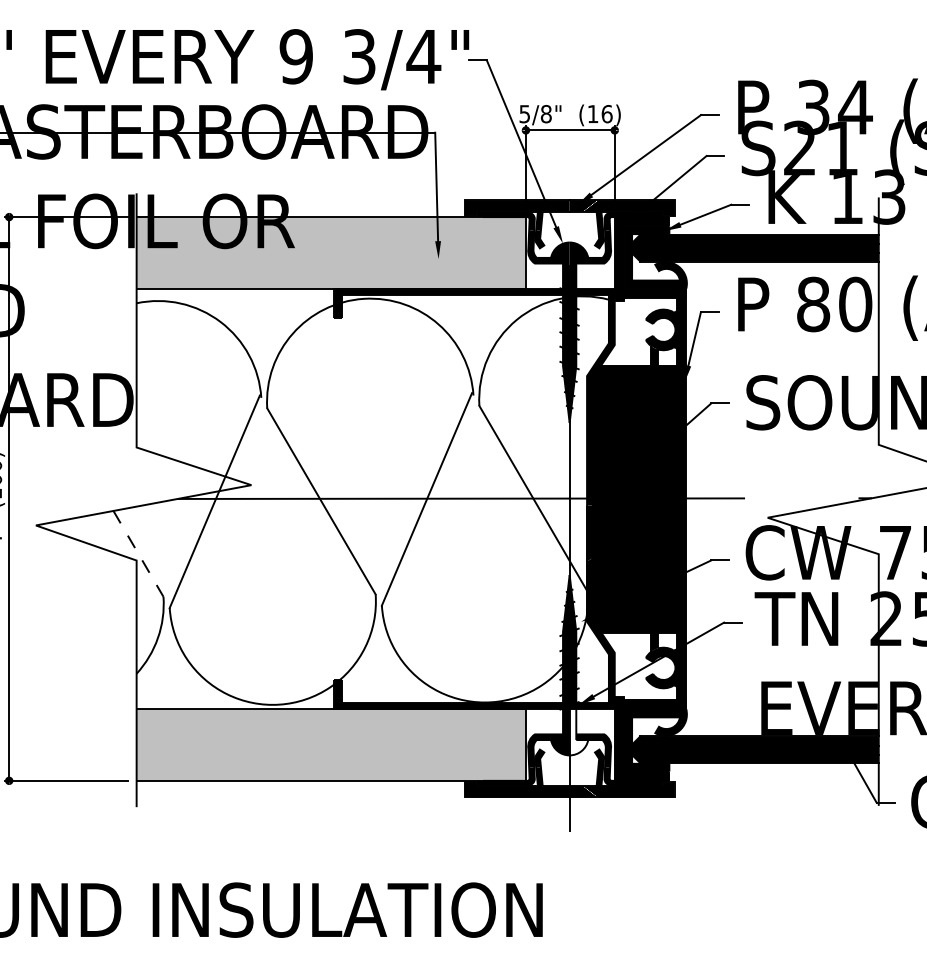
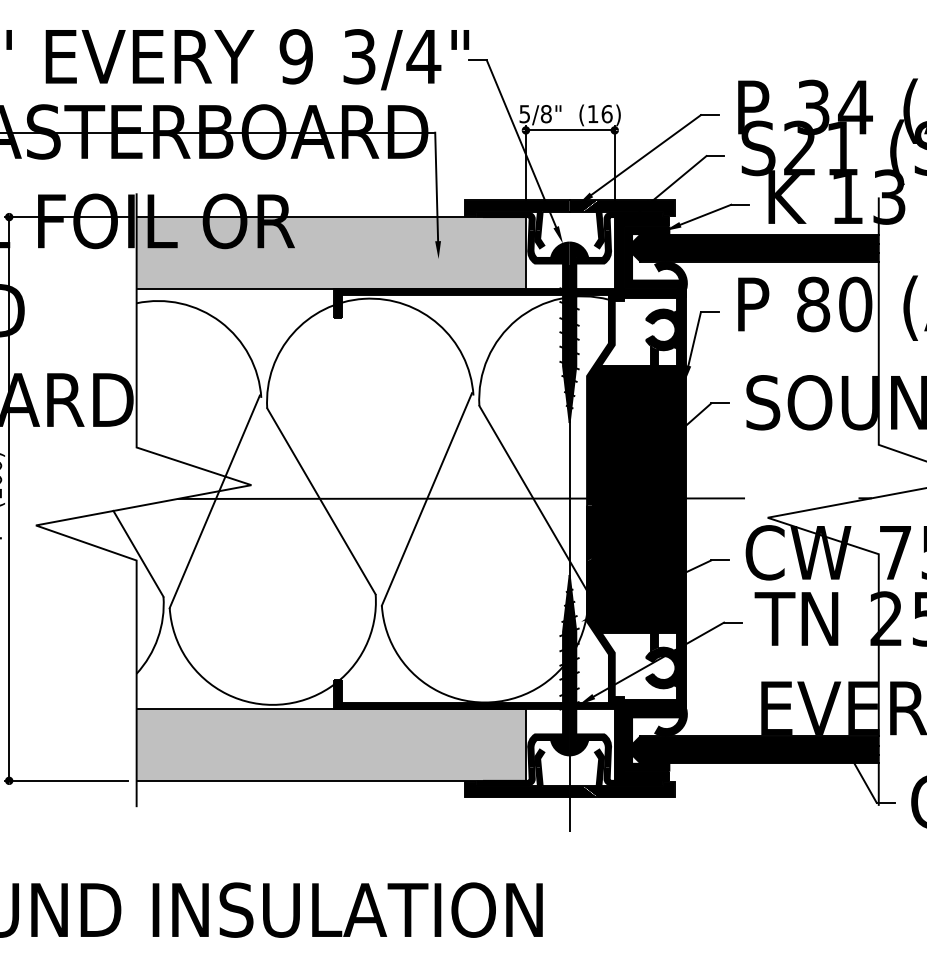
line: dashed -> solid (138, 553)
fill: none -> present (578, 731)
